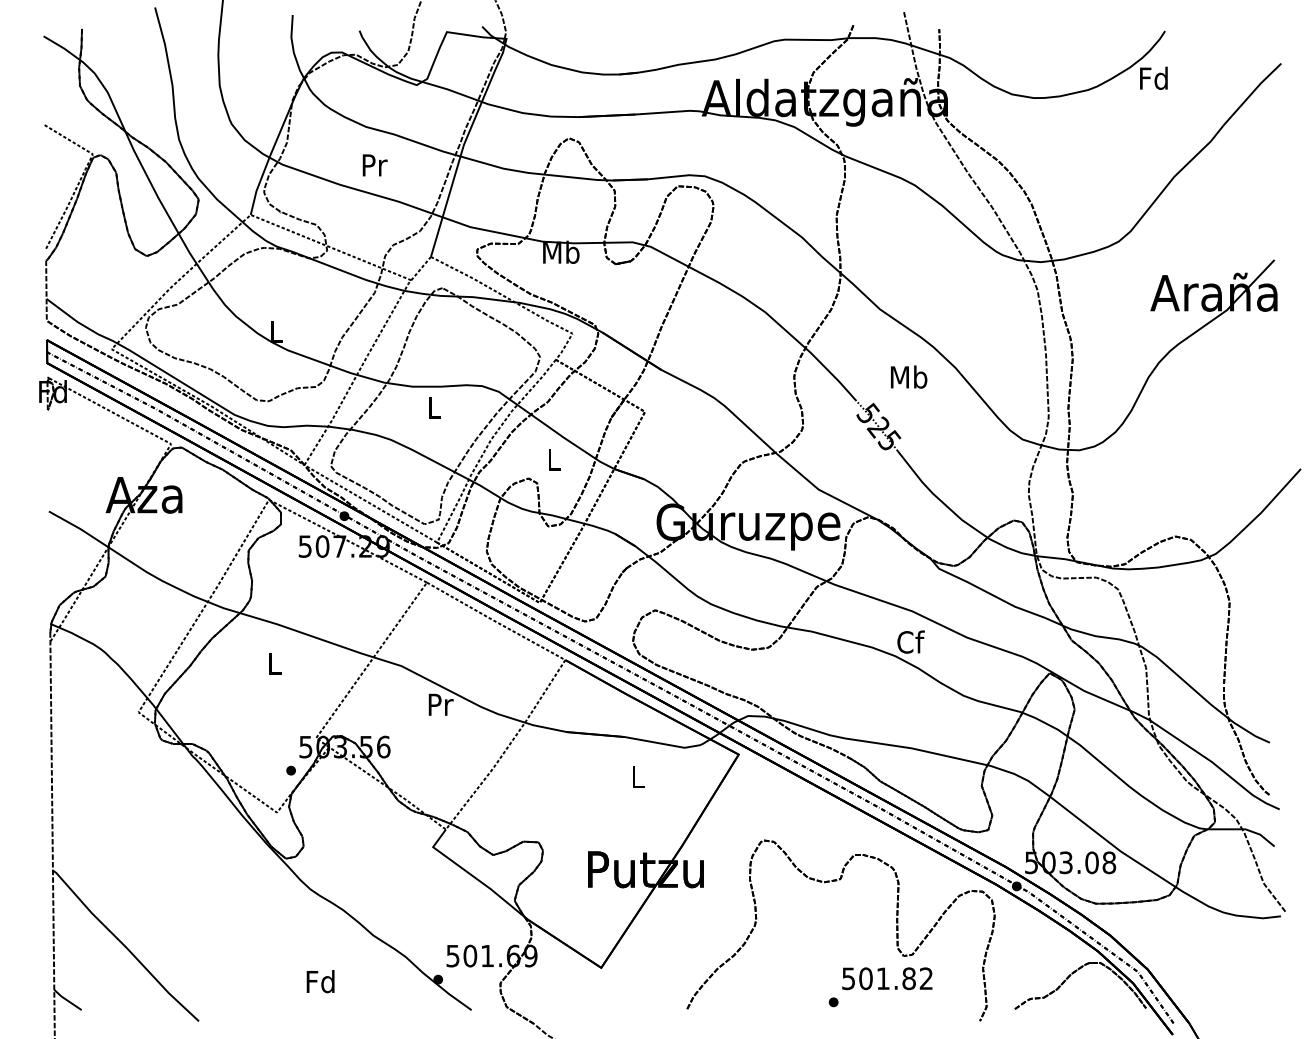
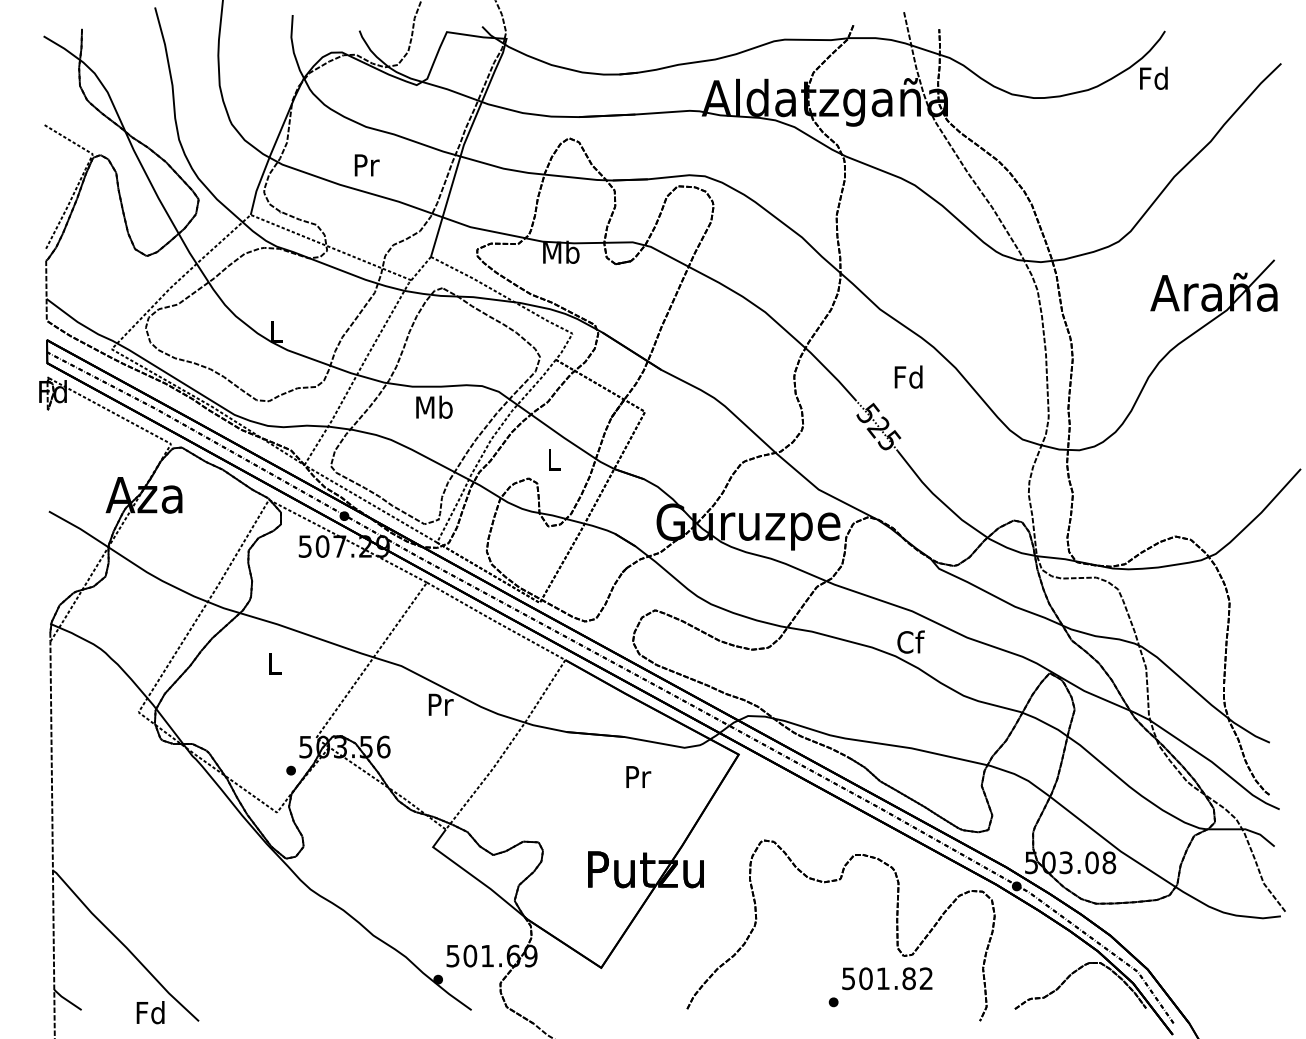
text position: (374, 165) -> (366, 165) (366, 165)
text: Mb -> Fd (908, 376)
text: L -> Mb (434, 406)
text: L -> Pr (638, 776)
text position: (320, 981) -> (150, 1012) (150, 1012)
